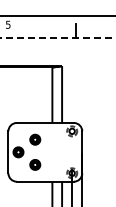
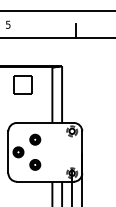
line position: (57, 16) -> (57, 11) (57, 11)
line: dashed -> solid (58, 37)
part: none -> present (22, 84)
